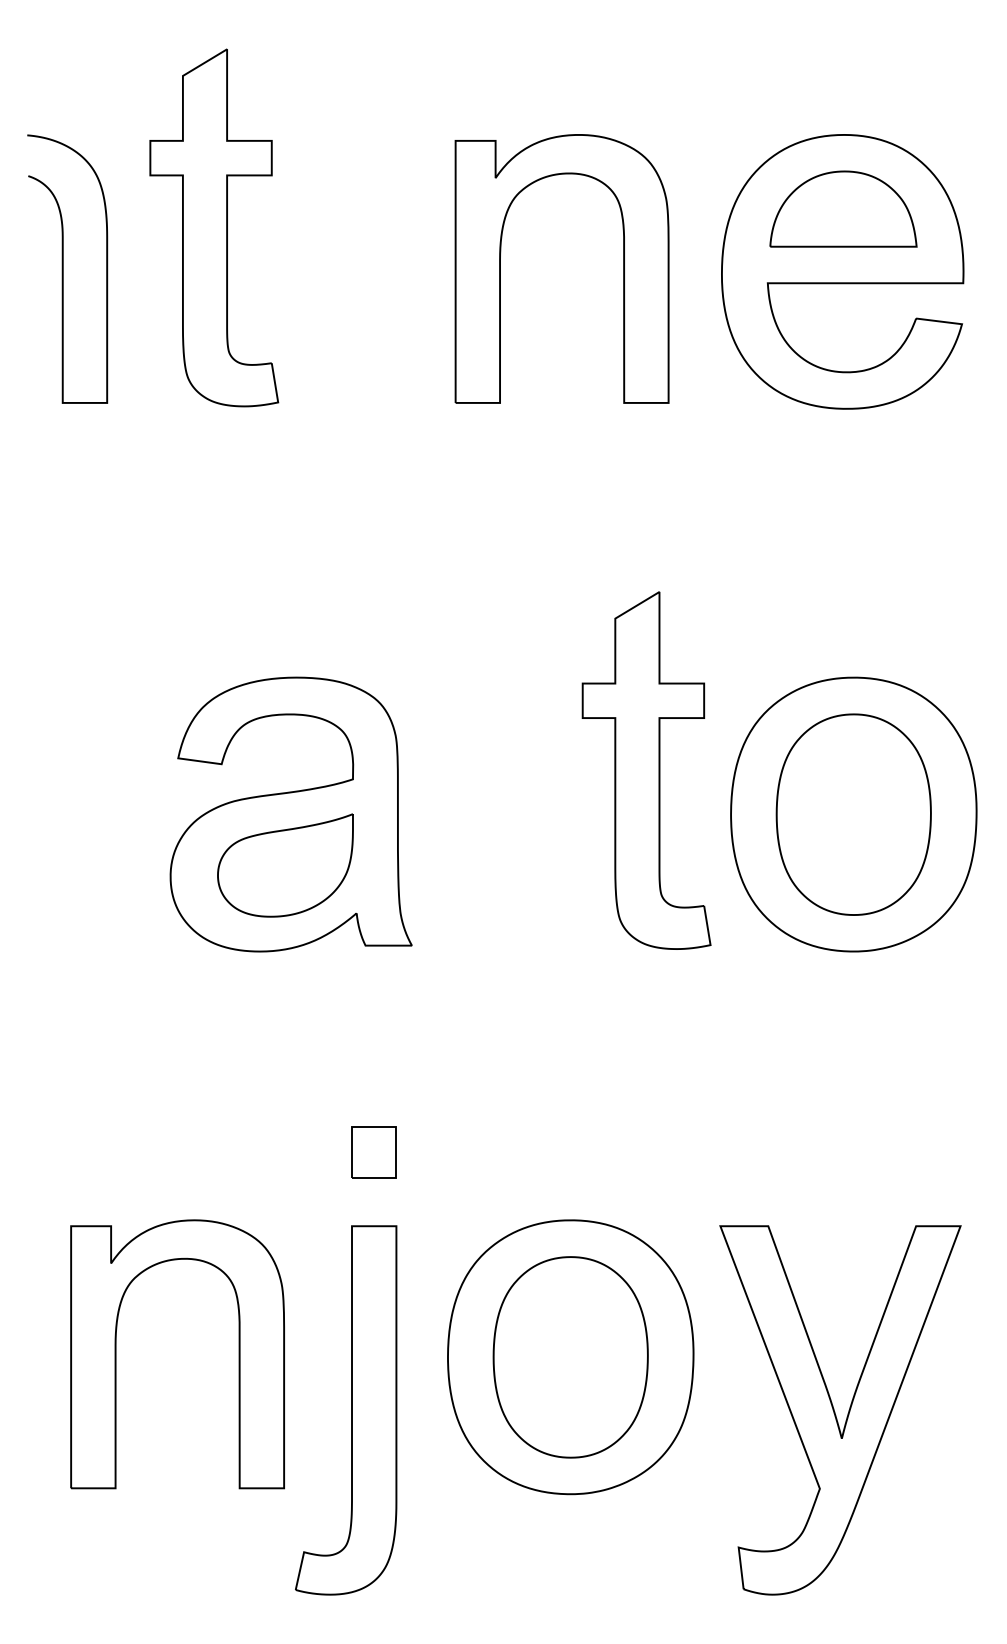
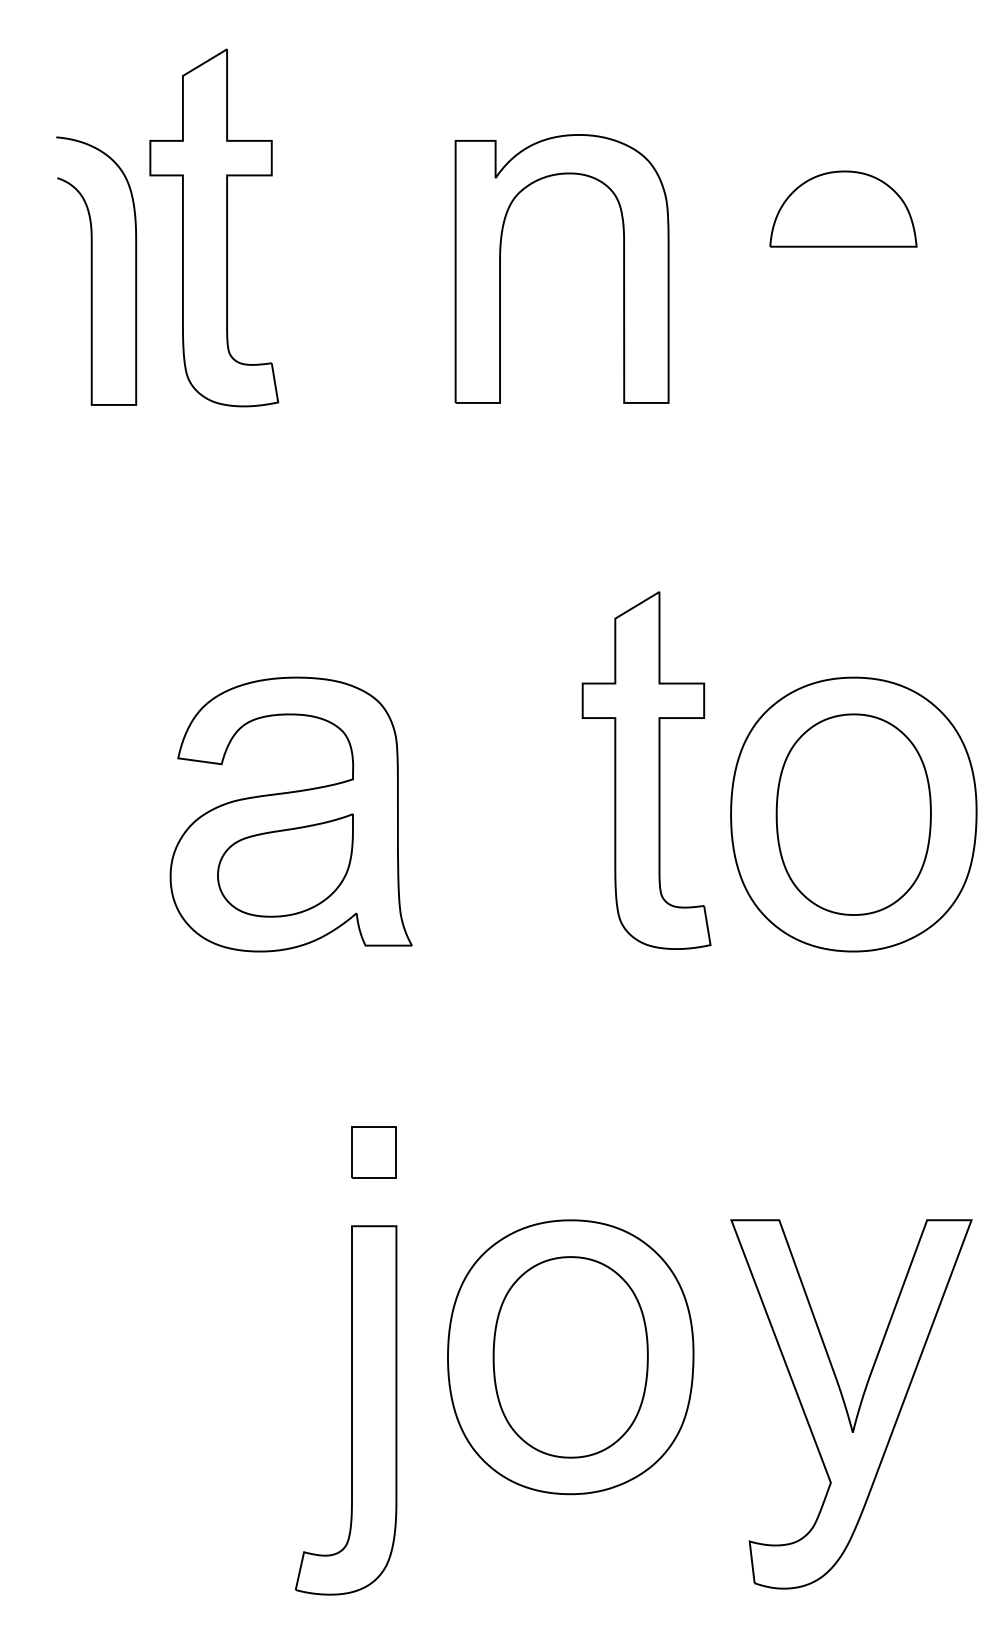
curve position: (63, 268) -> (92, 270) (92, 270)
part: present -> none (842, 271)
part: present -> none (116, 1354)
part position: (840, 1410) -> (851, 1404) (851, 1404)
